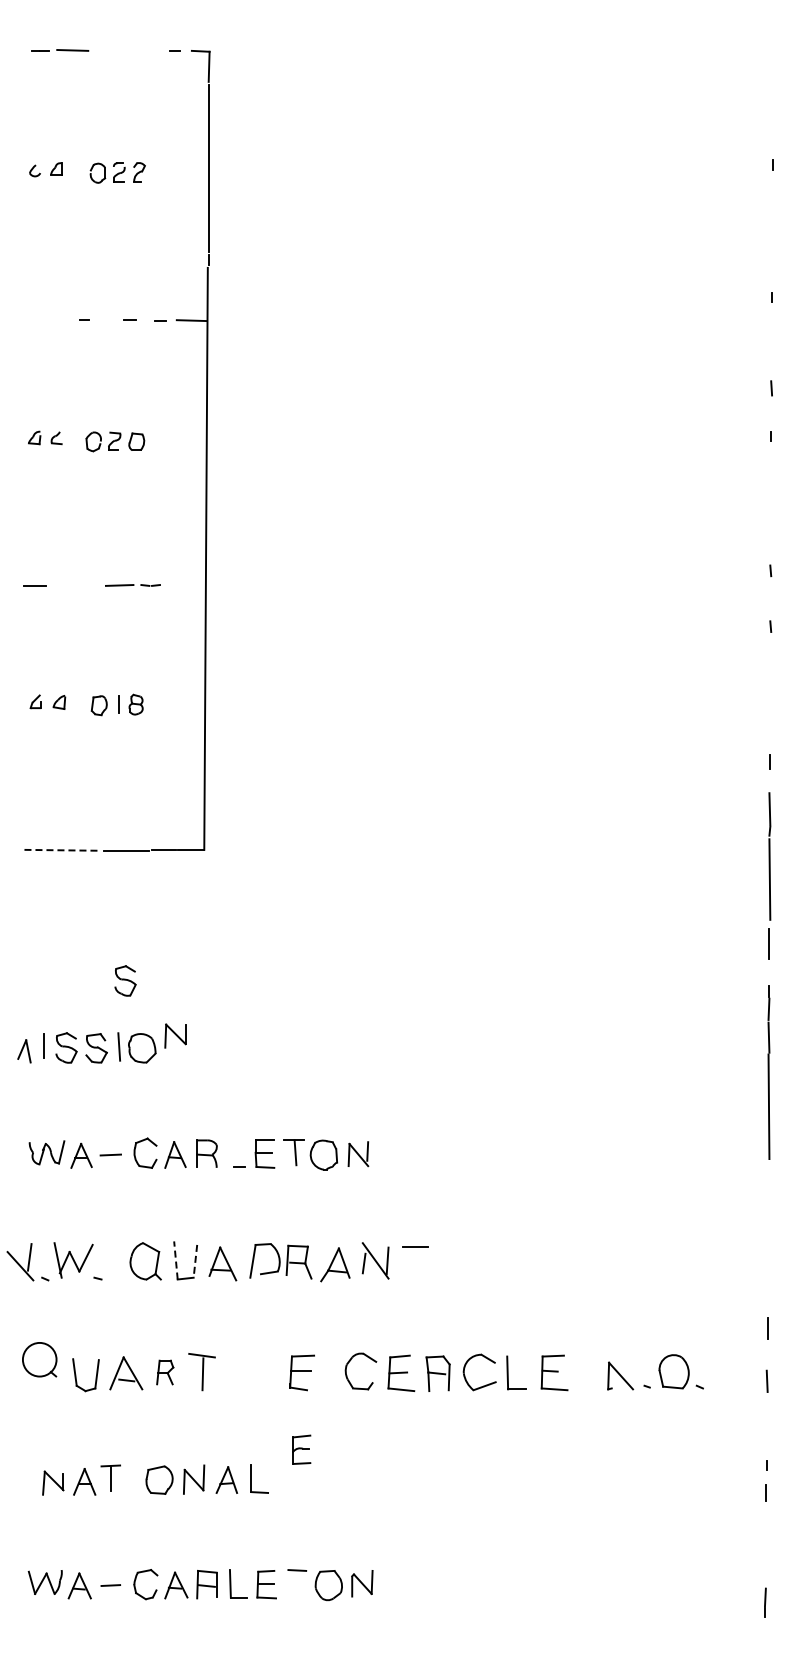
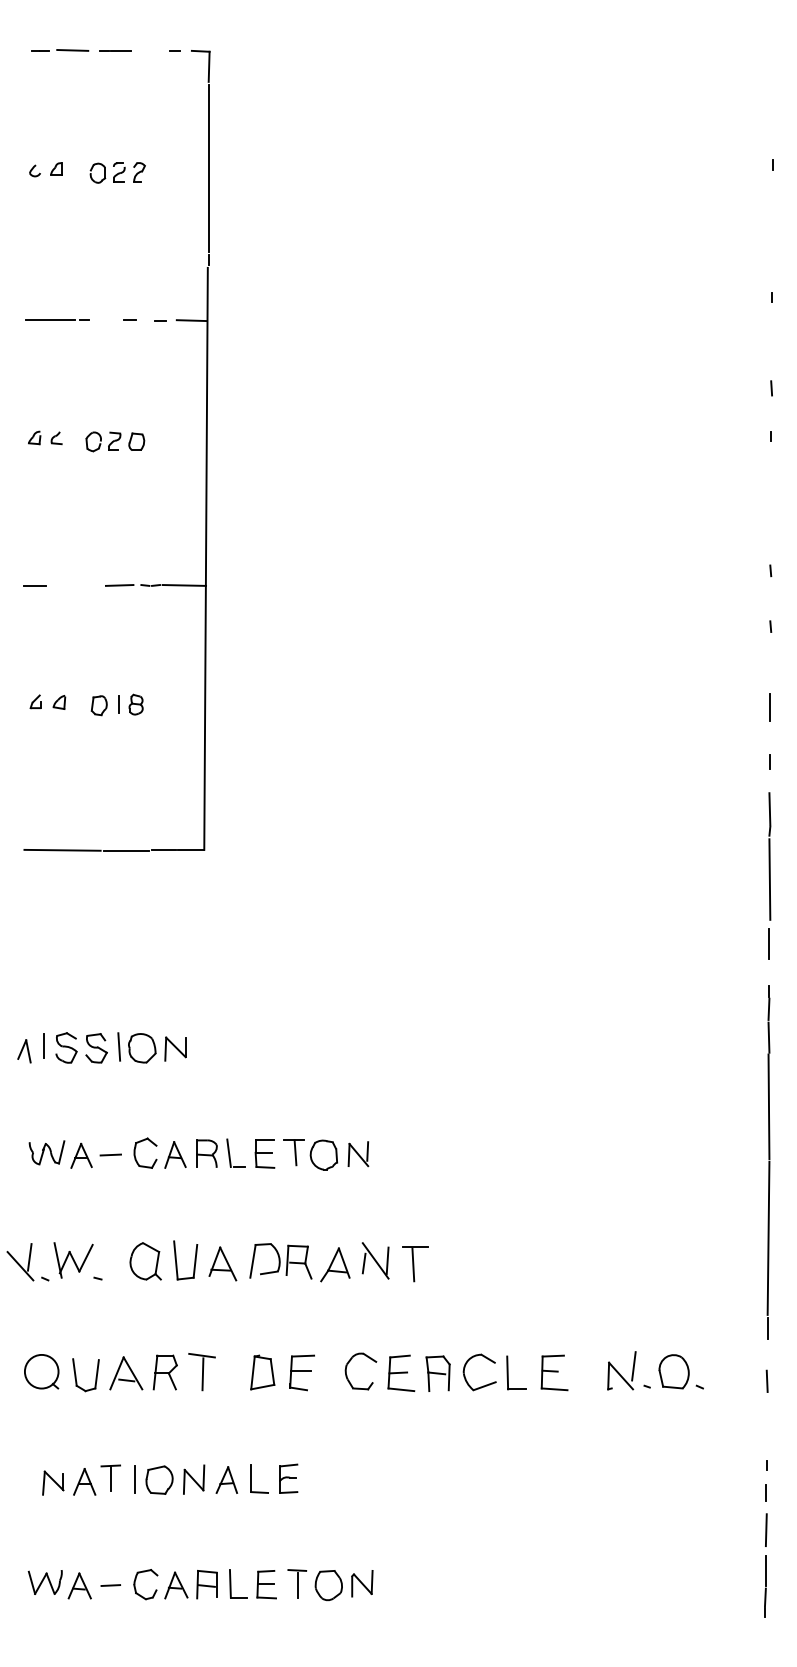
line: none -> present (115, 50)
line: none -> present (50, 320)
line: none -> present (184, 585)
line: none -> present (770, 706)
line: dashed -> solid (63, 850)
part: present -> none (125, 980)
part position: (175, 1035) -> (175, 1048) (175, 1048)
line: none -> present (228, 1153)
line: none -> present (768, 1237)
line: dashed -> solid (175, 1259)
line: dashed -> solid (195, 1261)
line: none -> present (413, 1264)
part position: (39, 1359) -> (41, 1371) (41, 1371)
line: none -> present (633, 1366)
part size: 19x27 px -> 26x37 px (164, 1372)
part: none -> present (262, 1372)
part position: (301, 1449) -> (288, 1478) (288, 1478)
line: none -> present (135, 1478)
line: none -> present (765, 1530)
line: none -> present (765, 1570)
line: none -> present (298, 1584)
